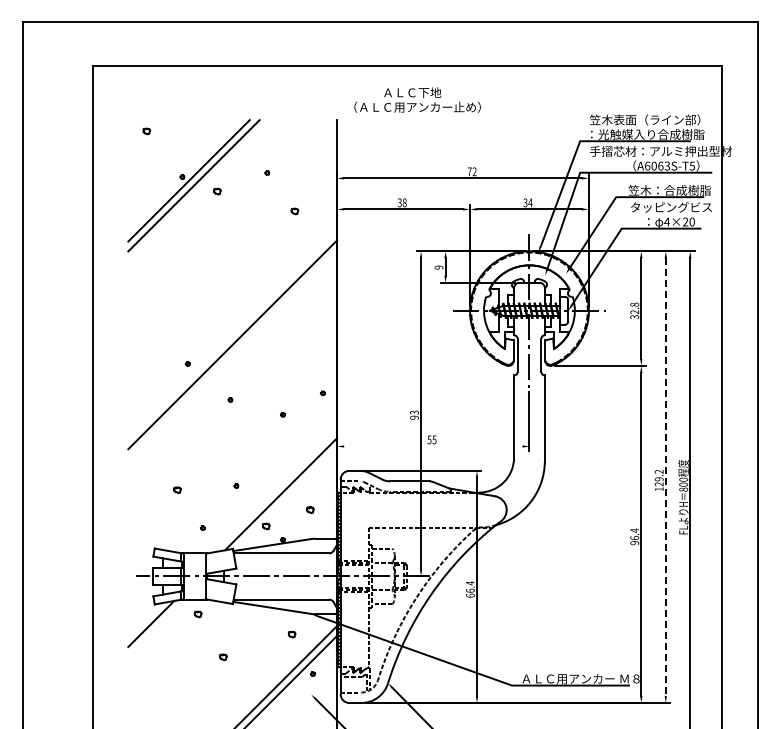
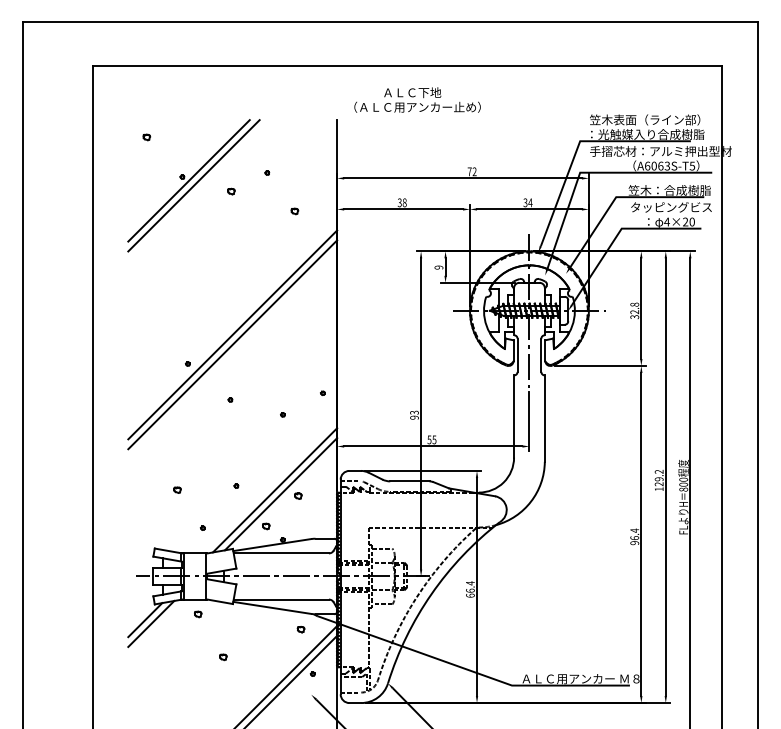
part position: (146, 131) -> (146, 137) (146, 137)
part position: (217, 191) -> (231, 191) (231, 191)
line: none -> present (232, 334)
line: none -> present (433, 446)
line: dashed -> solid (665, 477)
line: none -> present (274, 490)
part position: (310, 509) -> (298, 495) (298, 495)
line: none -> present (145, 620)
part position: (291, 634) -> (300, 629) (300, 629)
